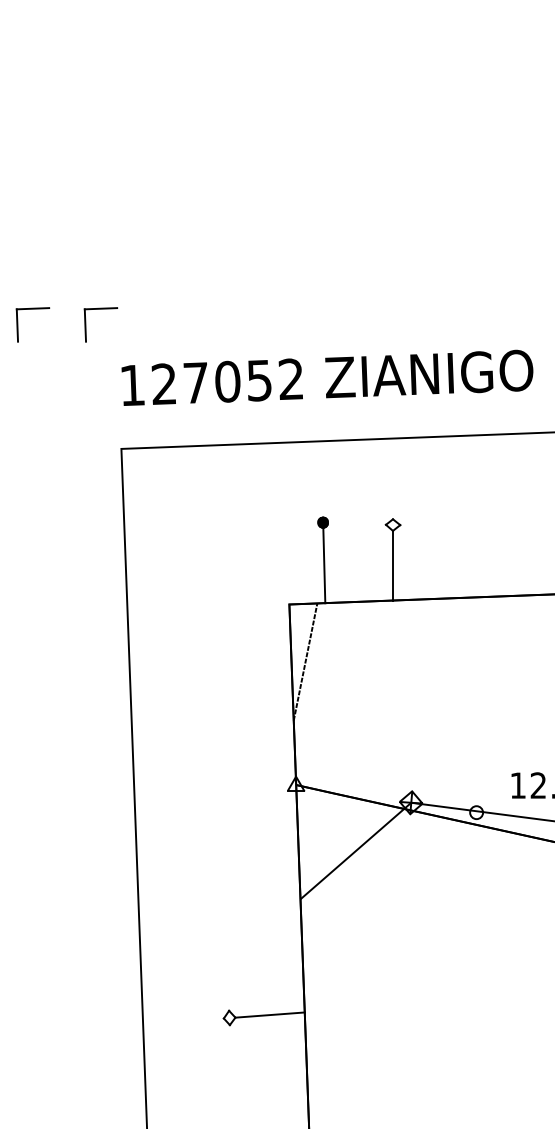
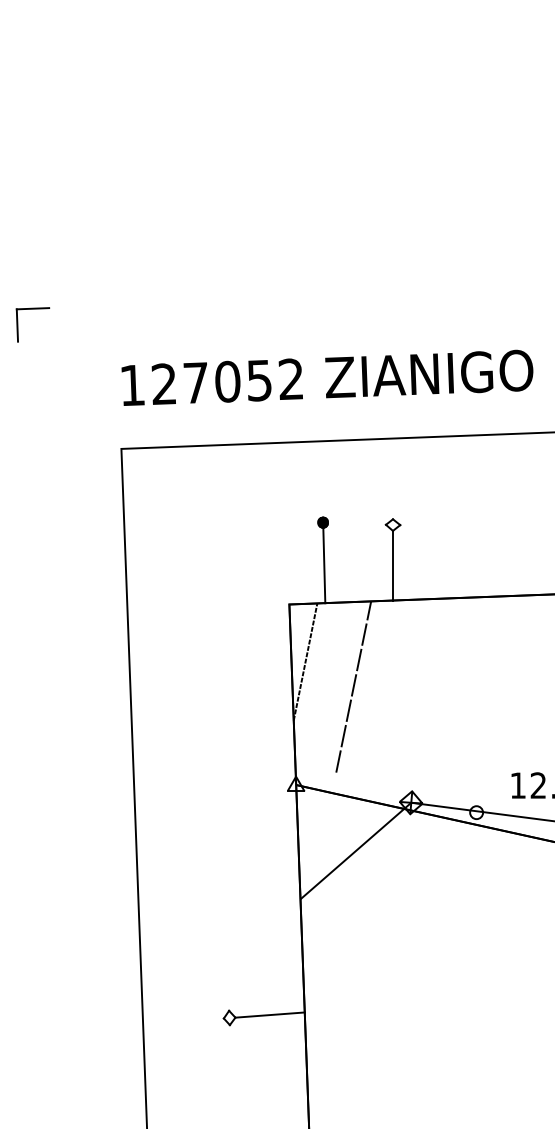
part: present -> none (86, 324)
line: none -> present (353, 686)
